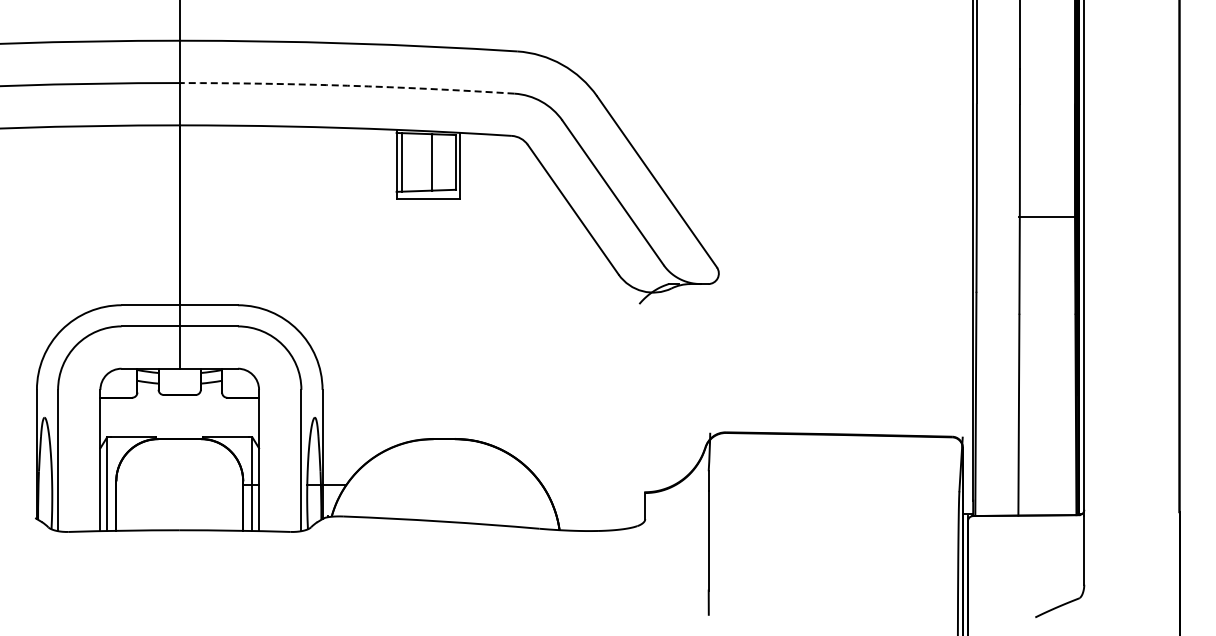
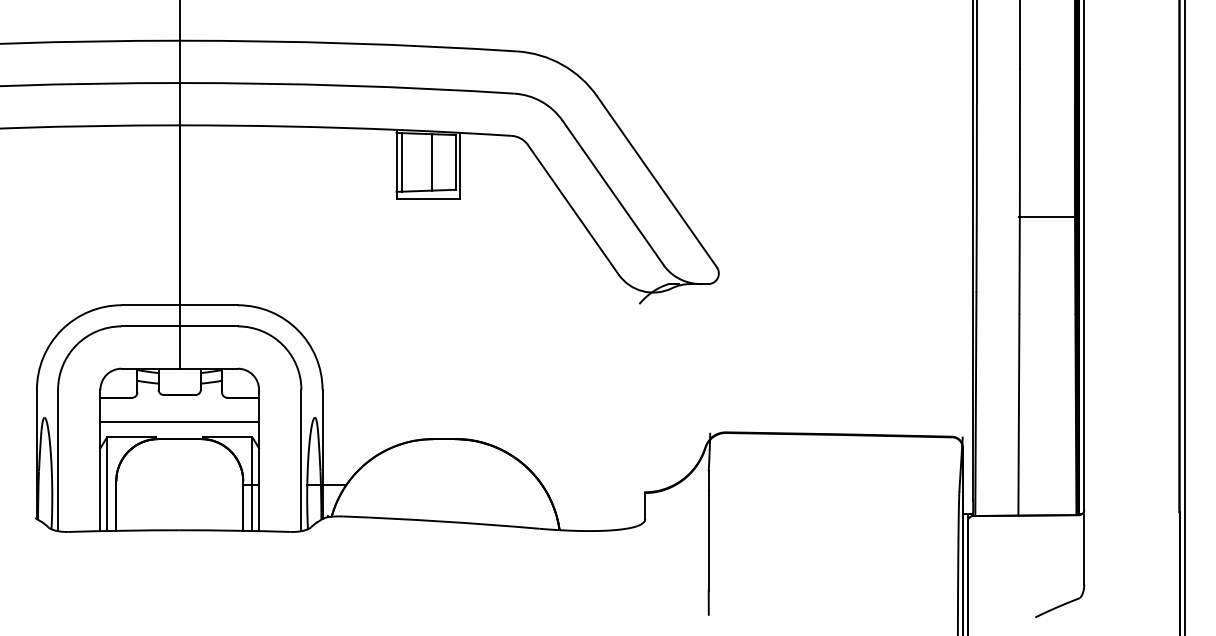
arc: dashed -> solid (347, 85)
line: none -> present (1184, 317)
line: none -> present (179, 421)
